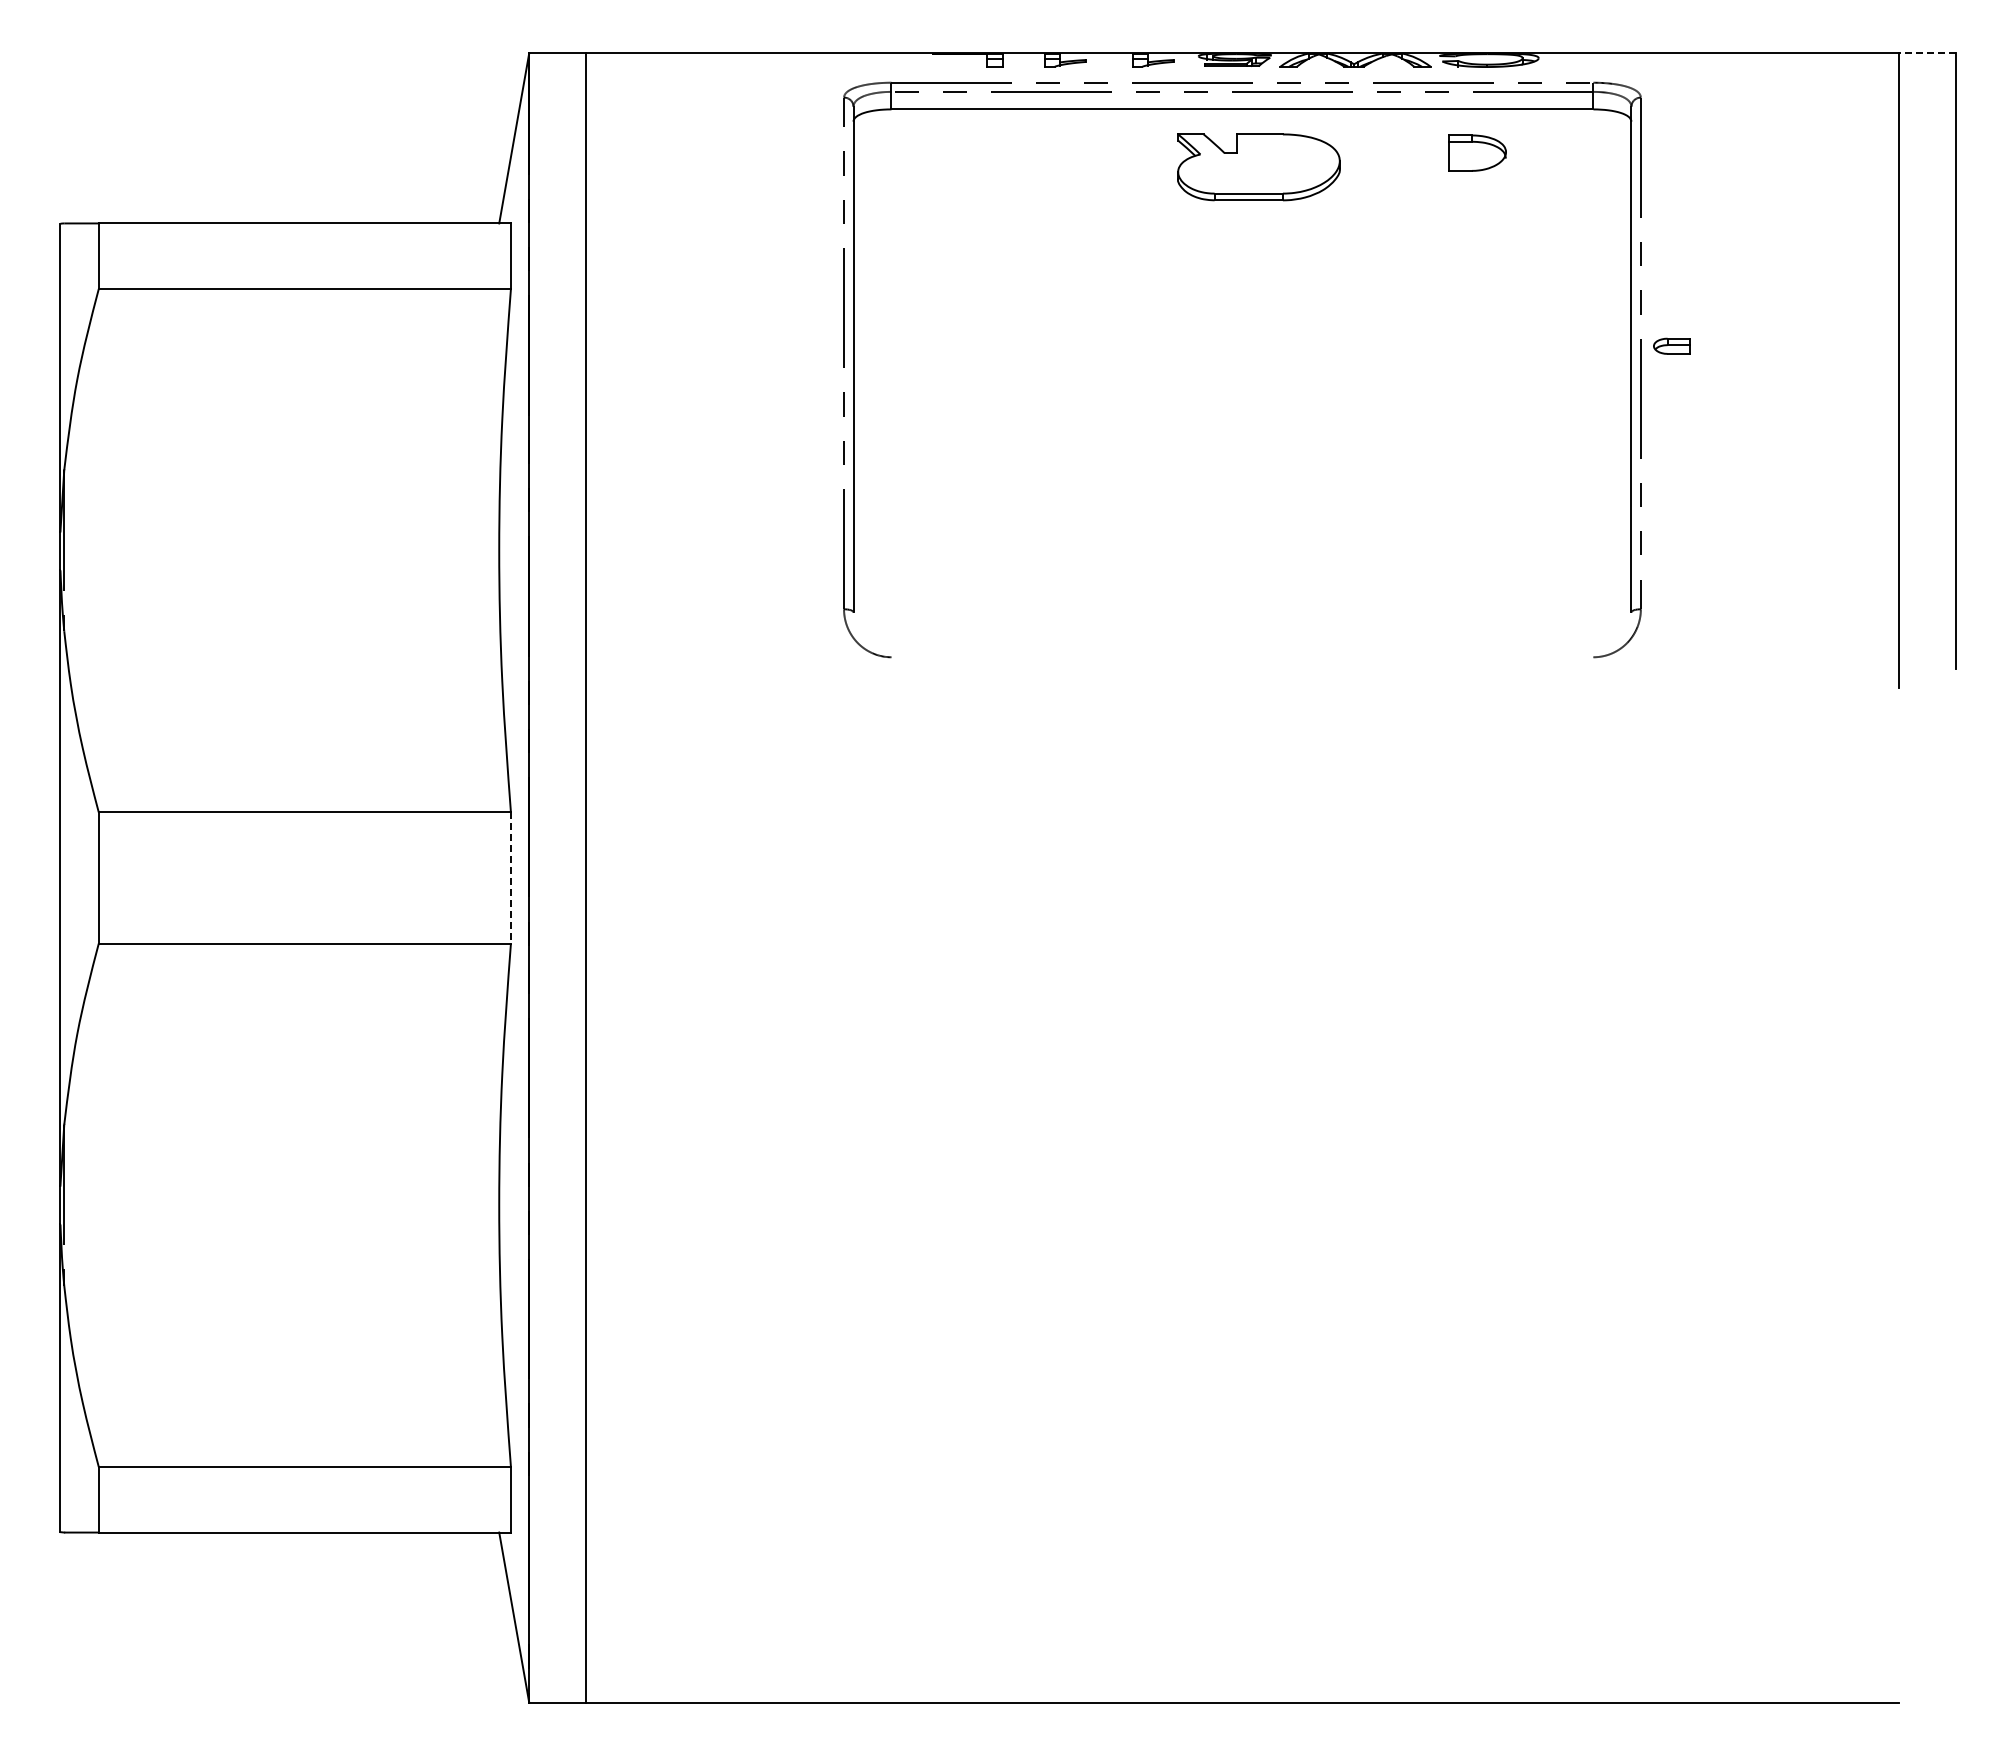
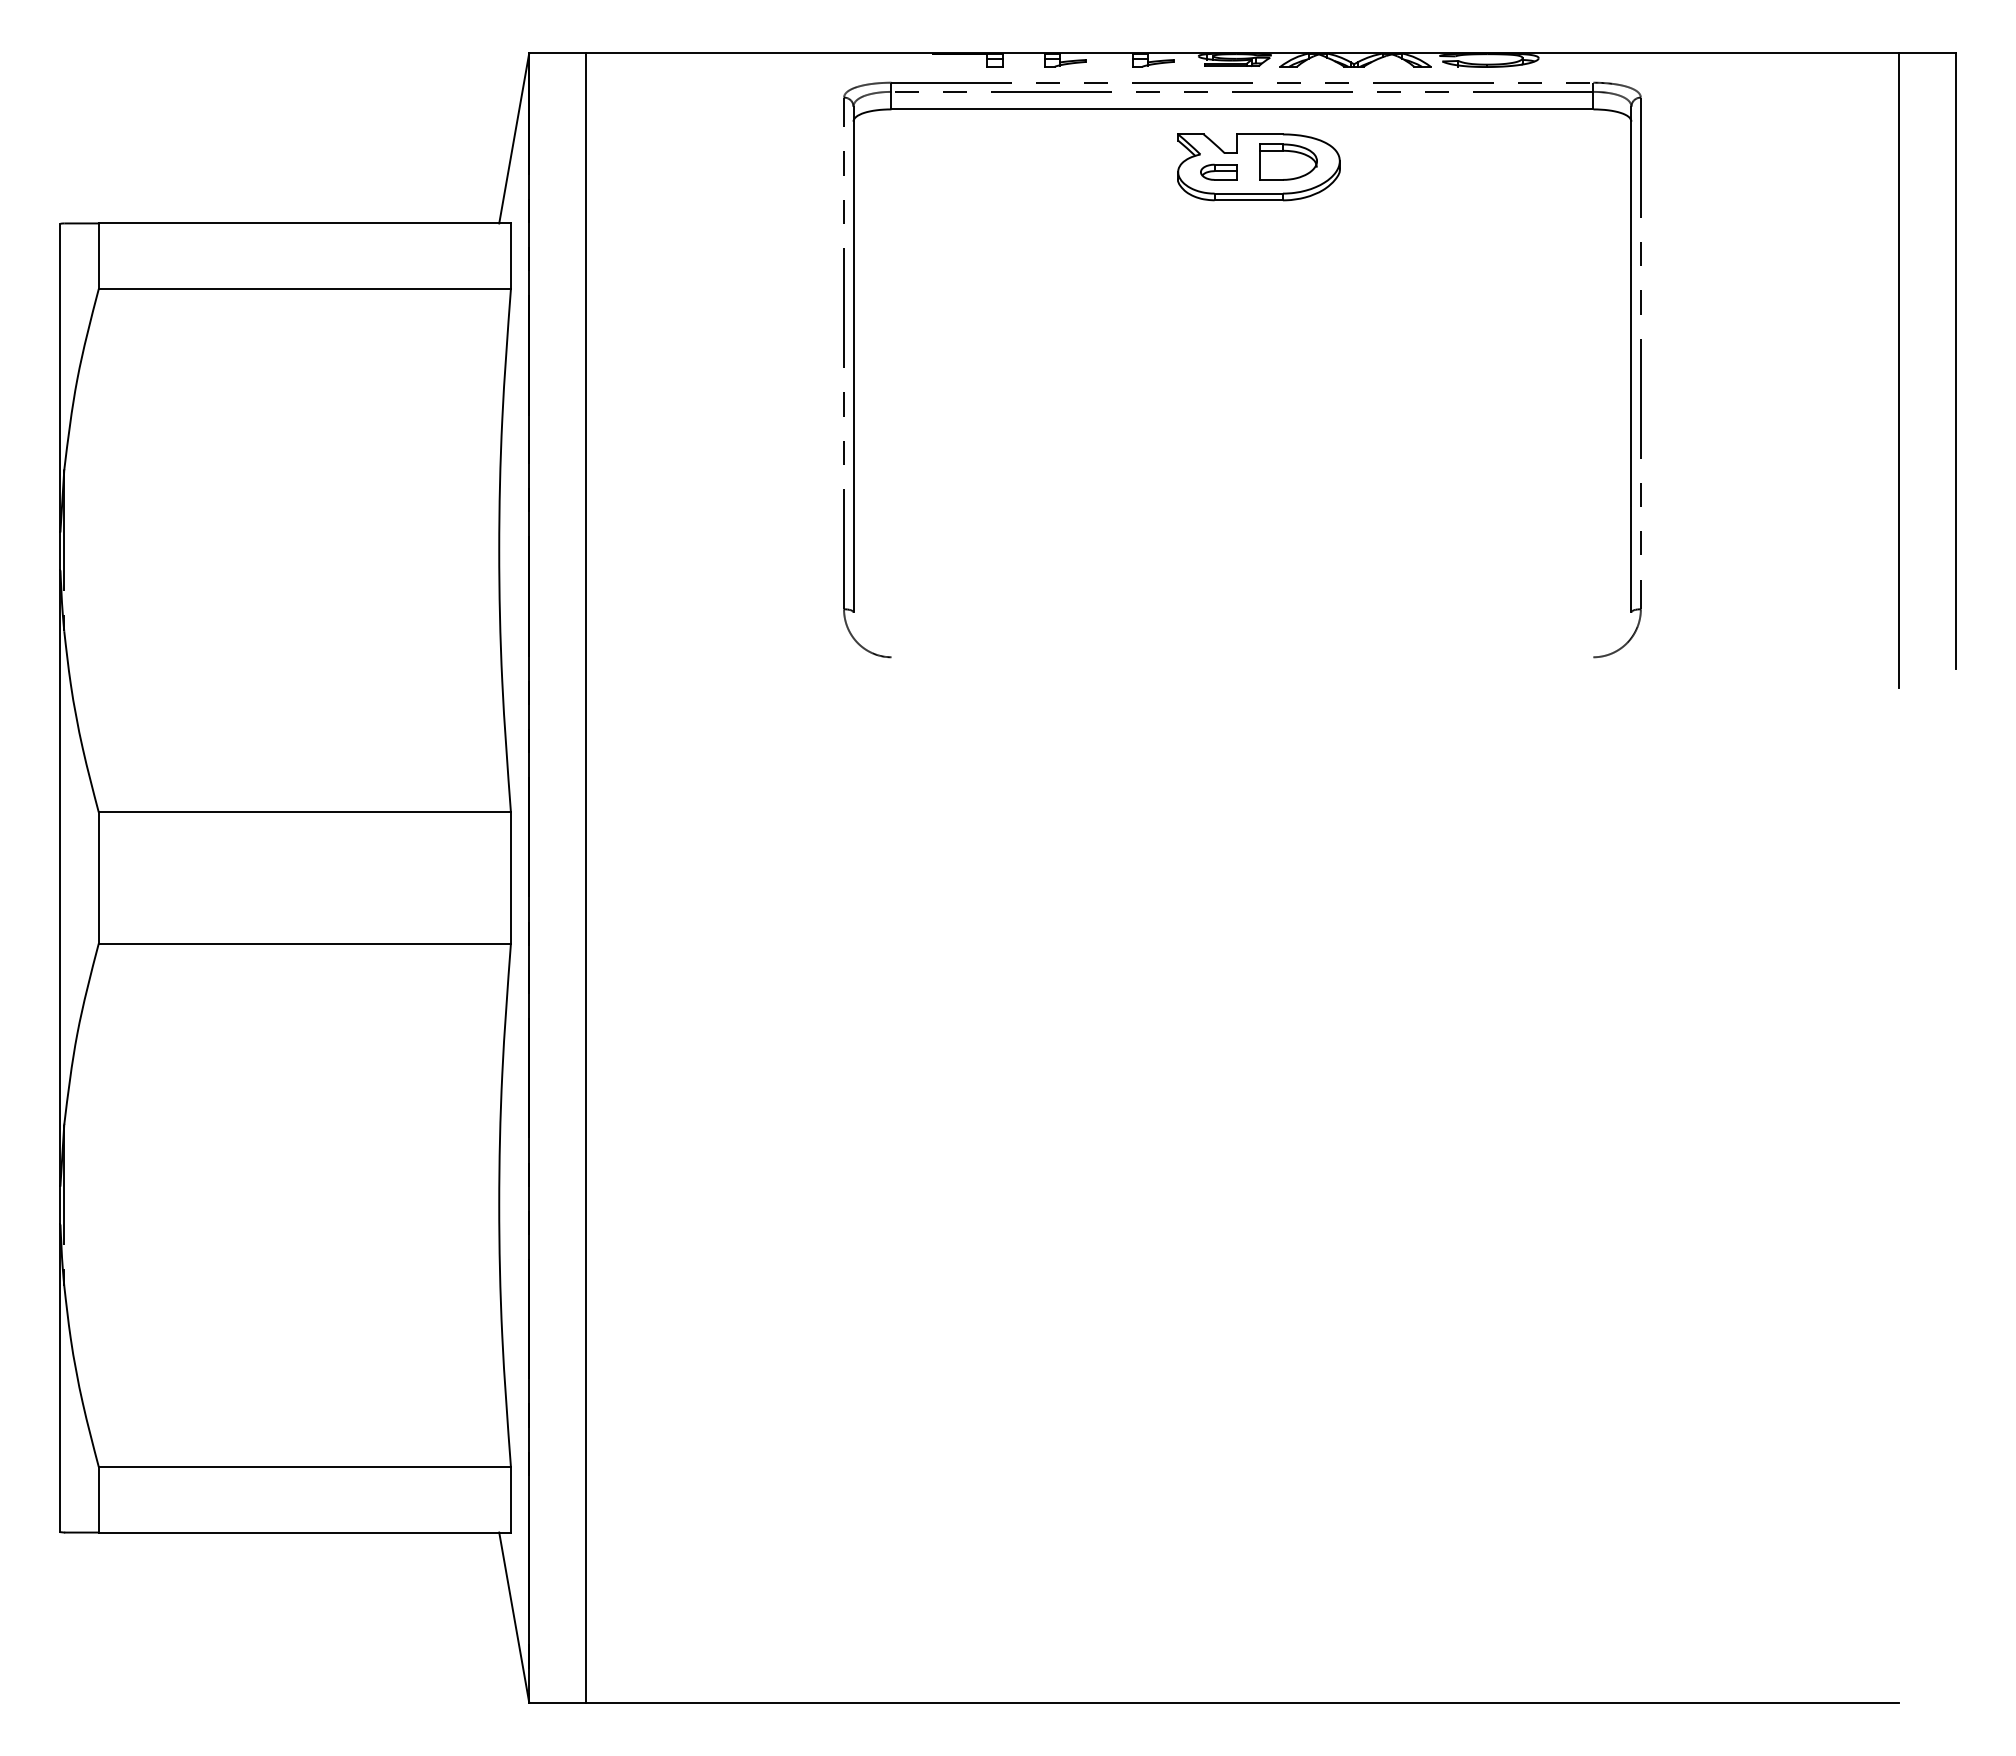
line: dashed -> solid (1926, 52)
part position: (1477, 152) -> (1288, 161) (1288, 161)
part position: (1671, 345) -> (1218, 171) (1218, 171)
line: dashed -> solid (510, 877)
